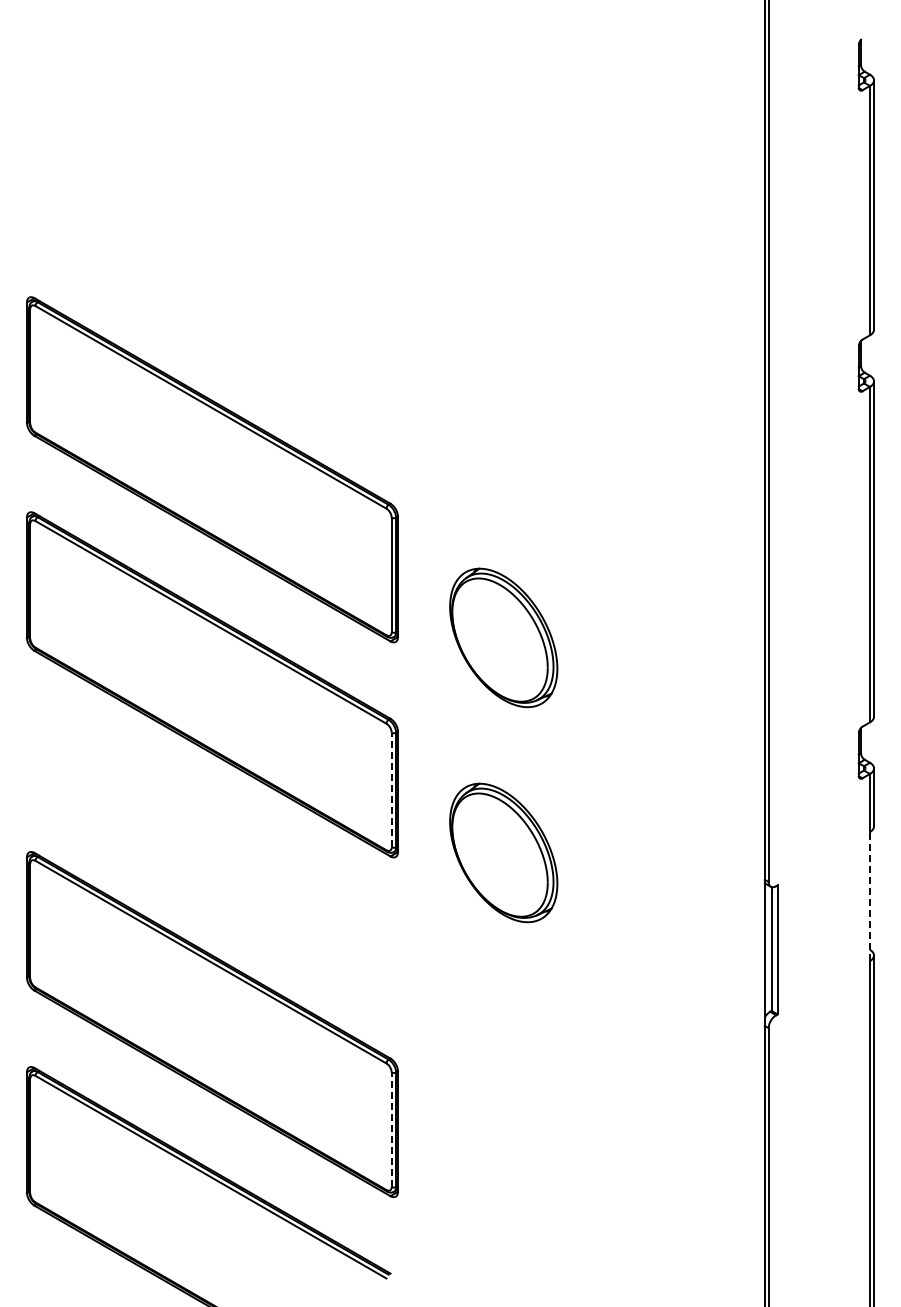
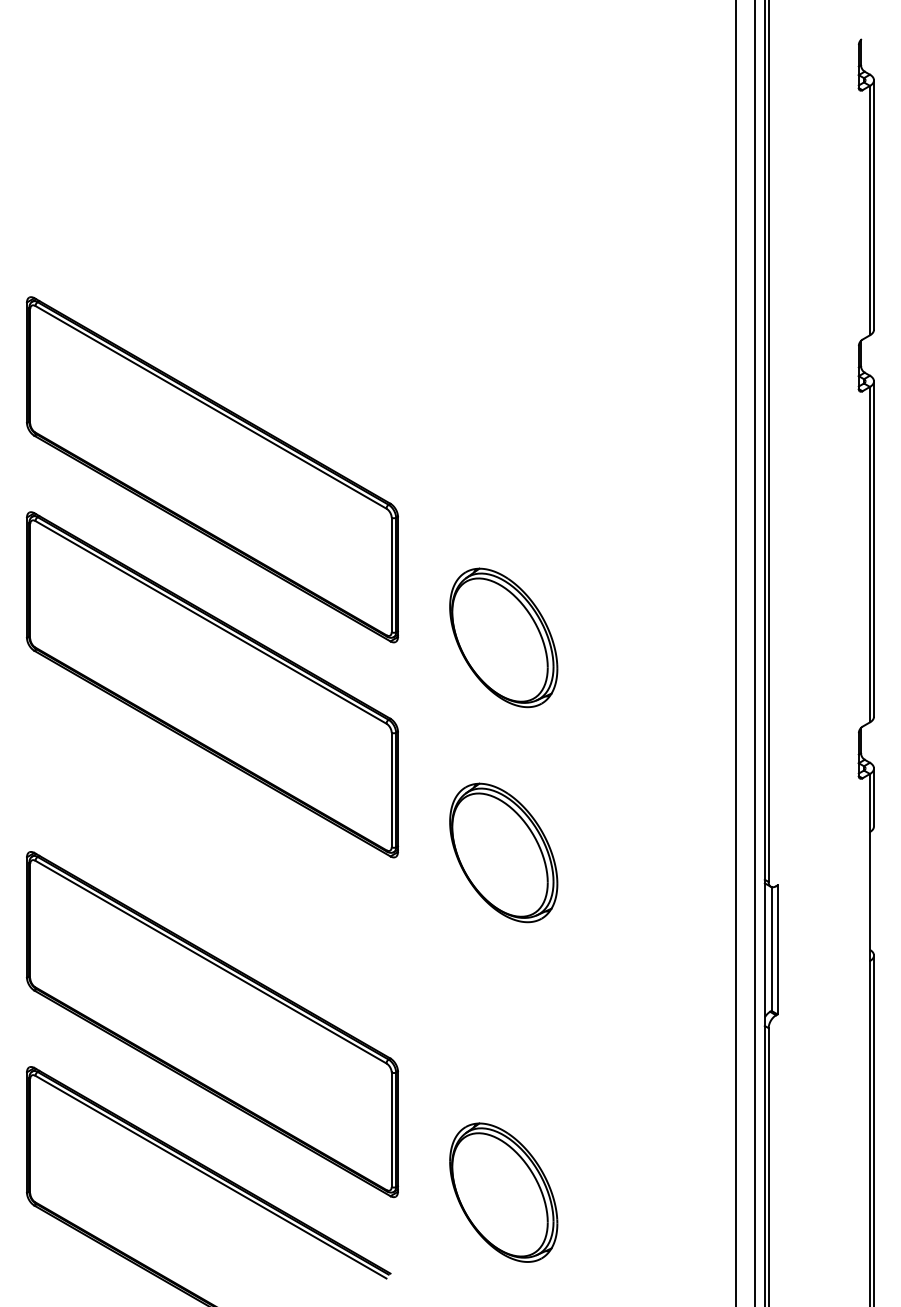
line: none -> present (736, 652)
line: none -> present (754, 652)
line: dashed -> solid (391, 789)
line: dashed -> solid (869, 896)
line: dashed -> solid (391, 1129)
part: none -> present (503, 1192)
